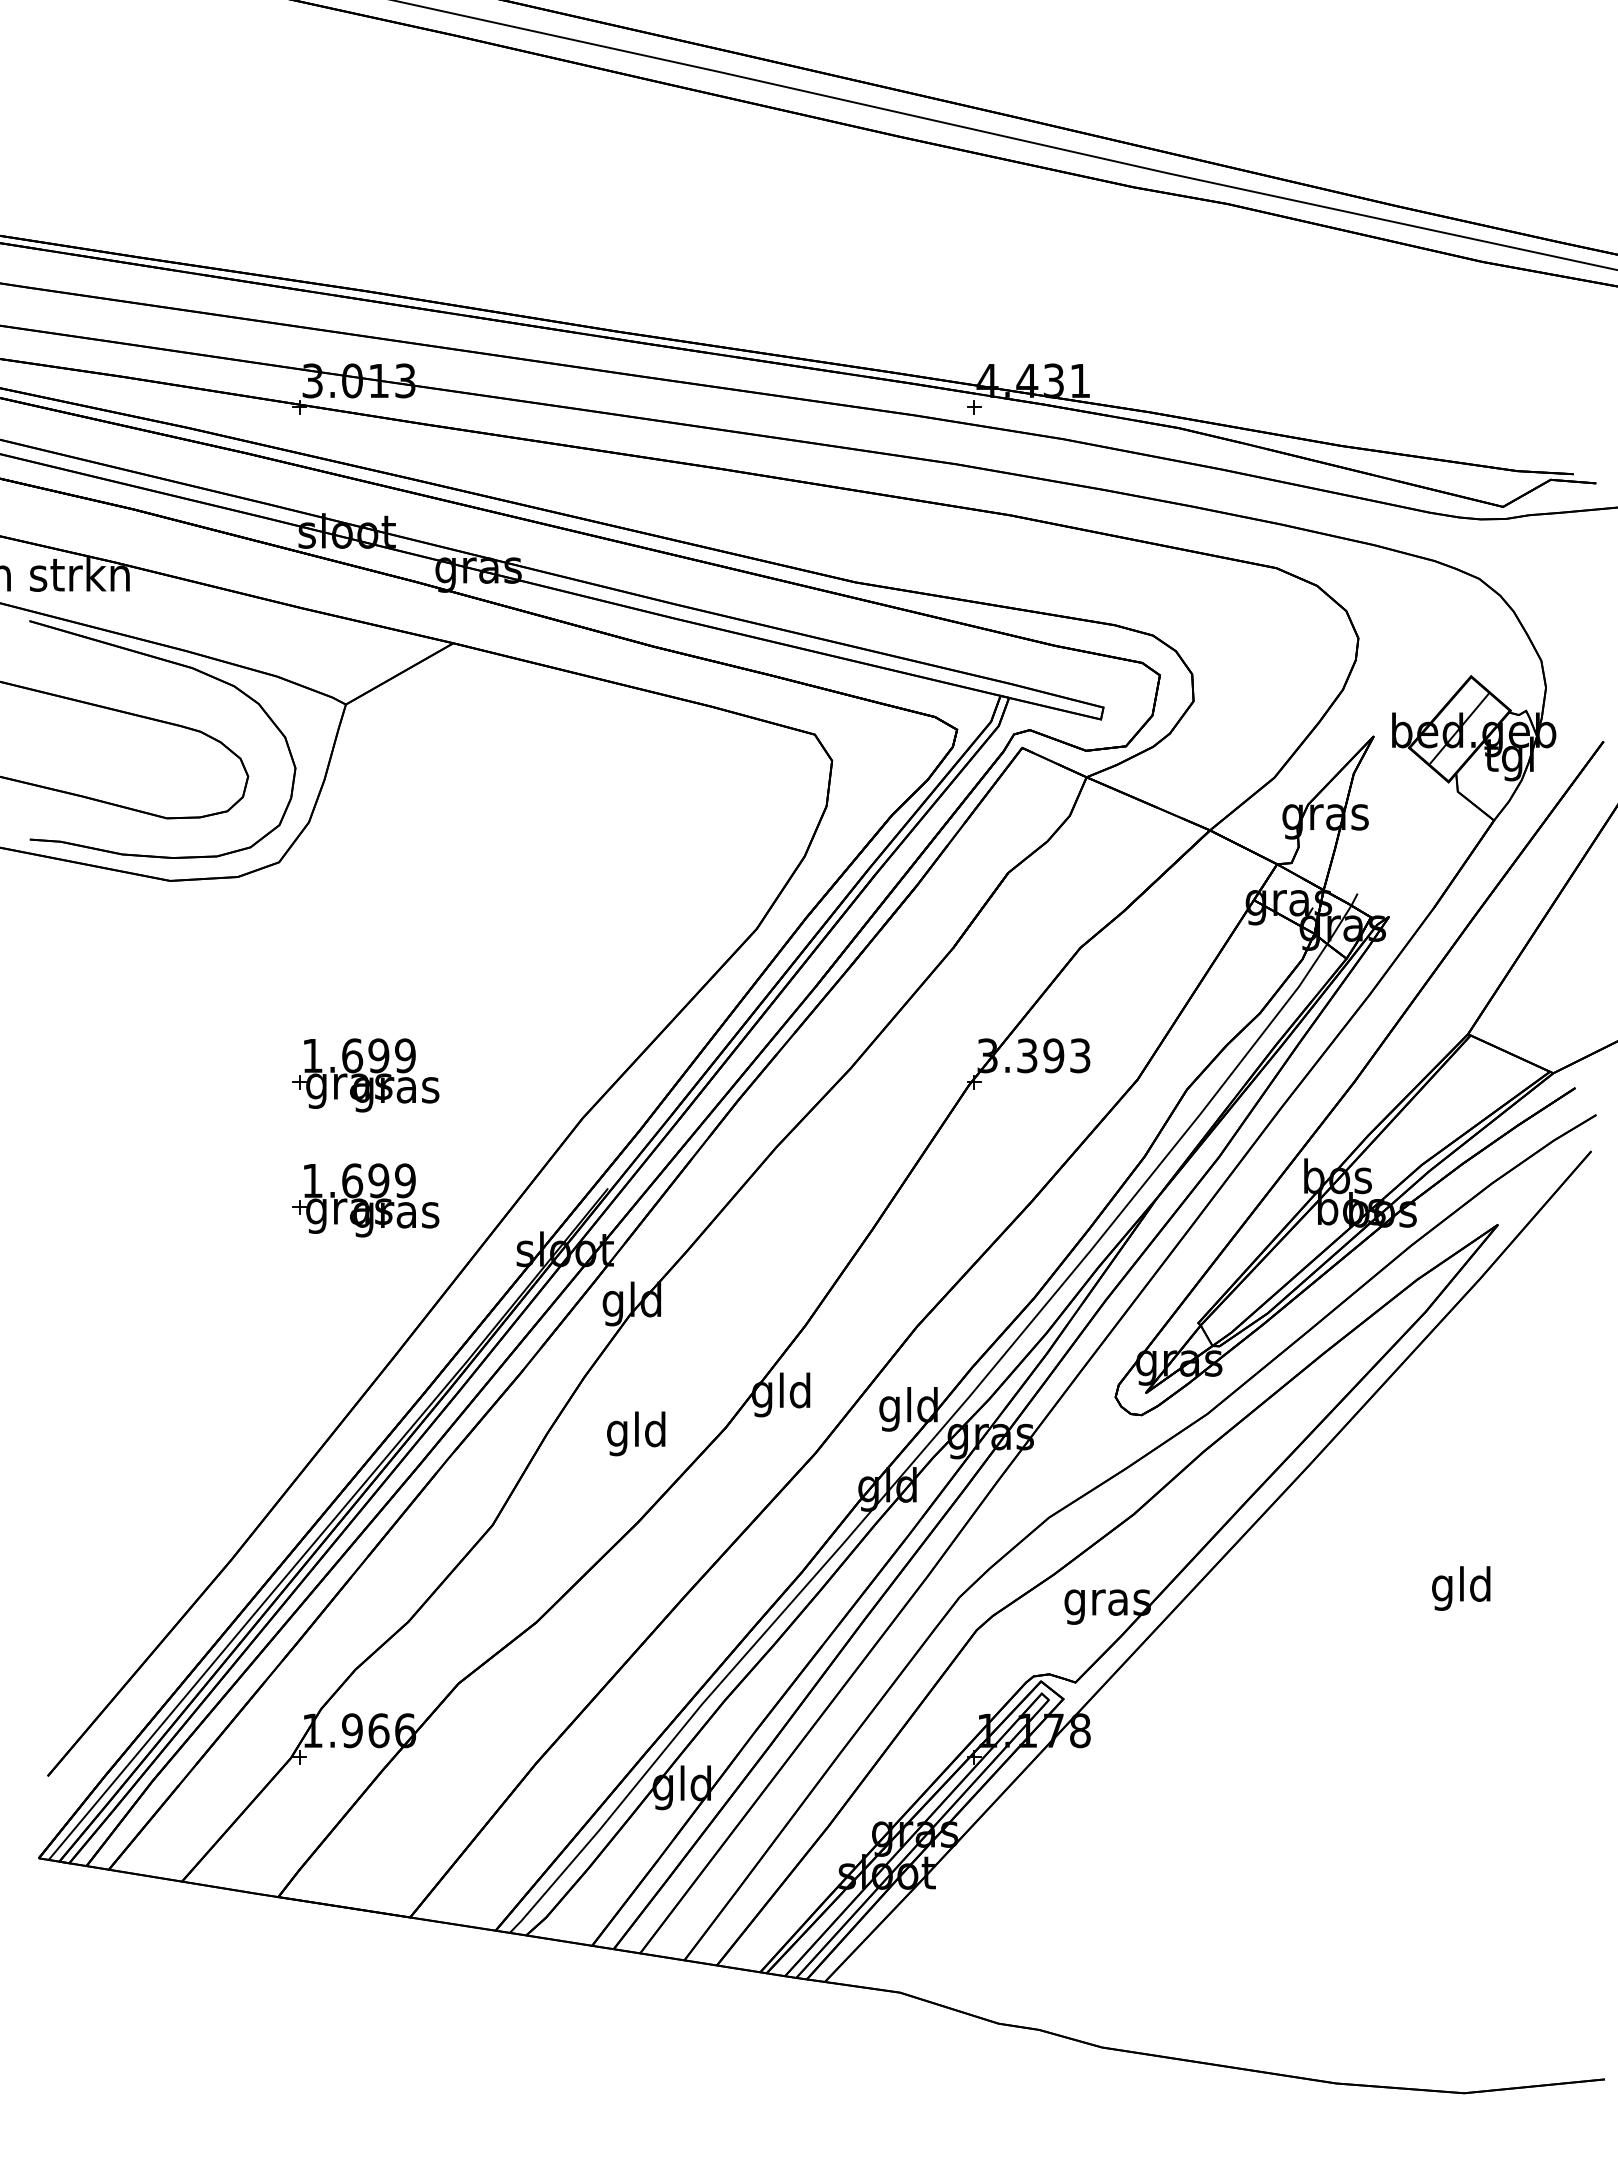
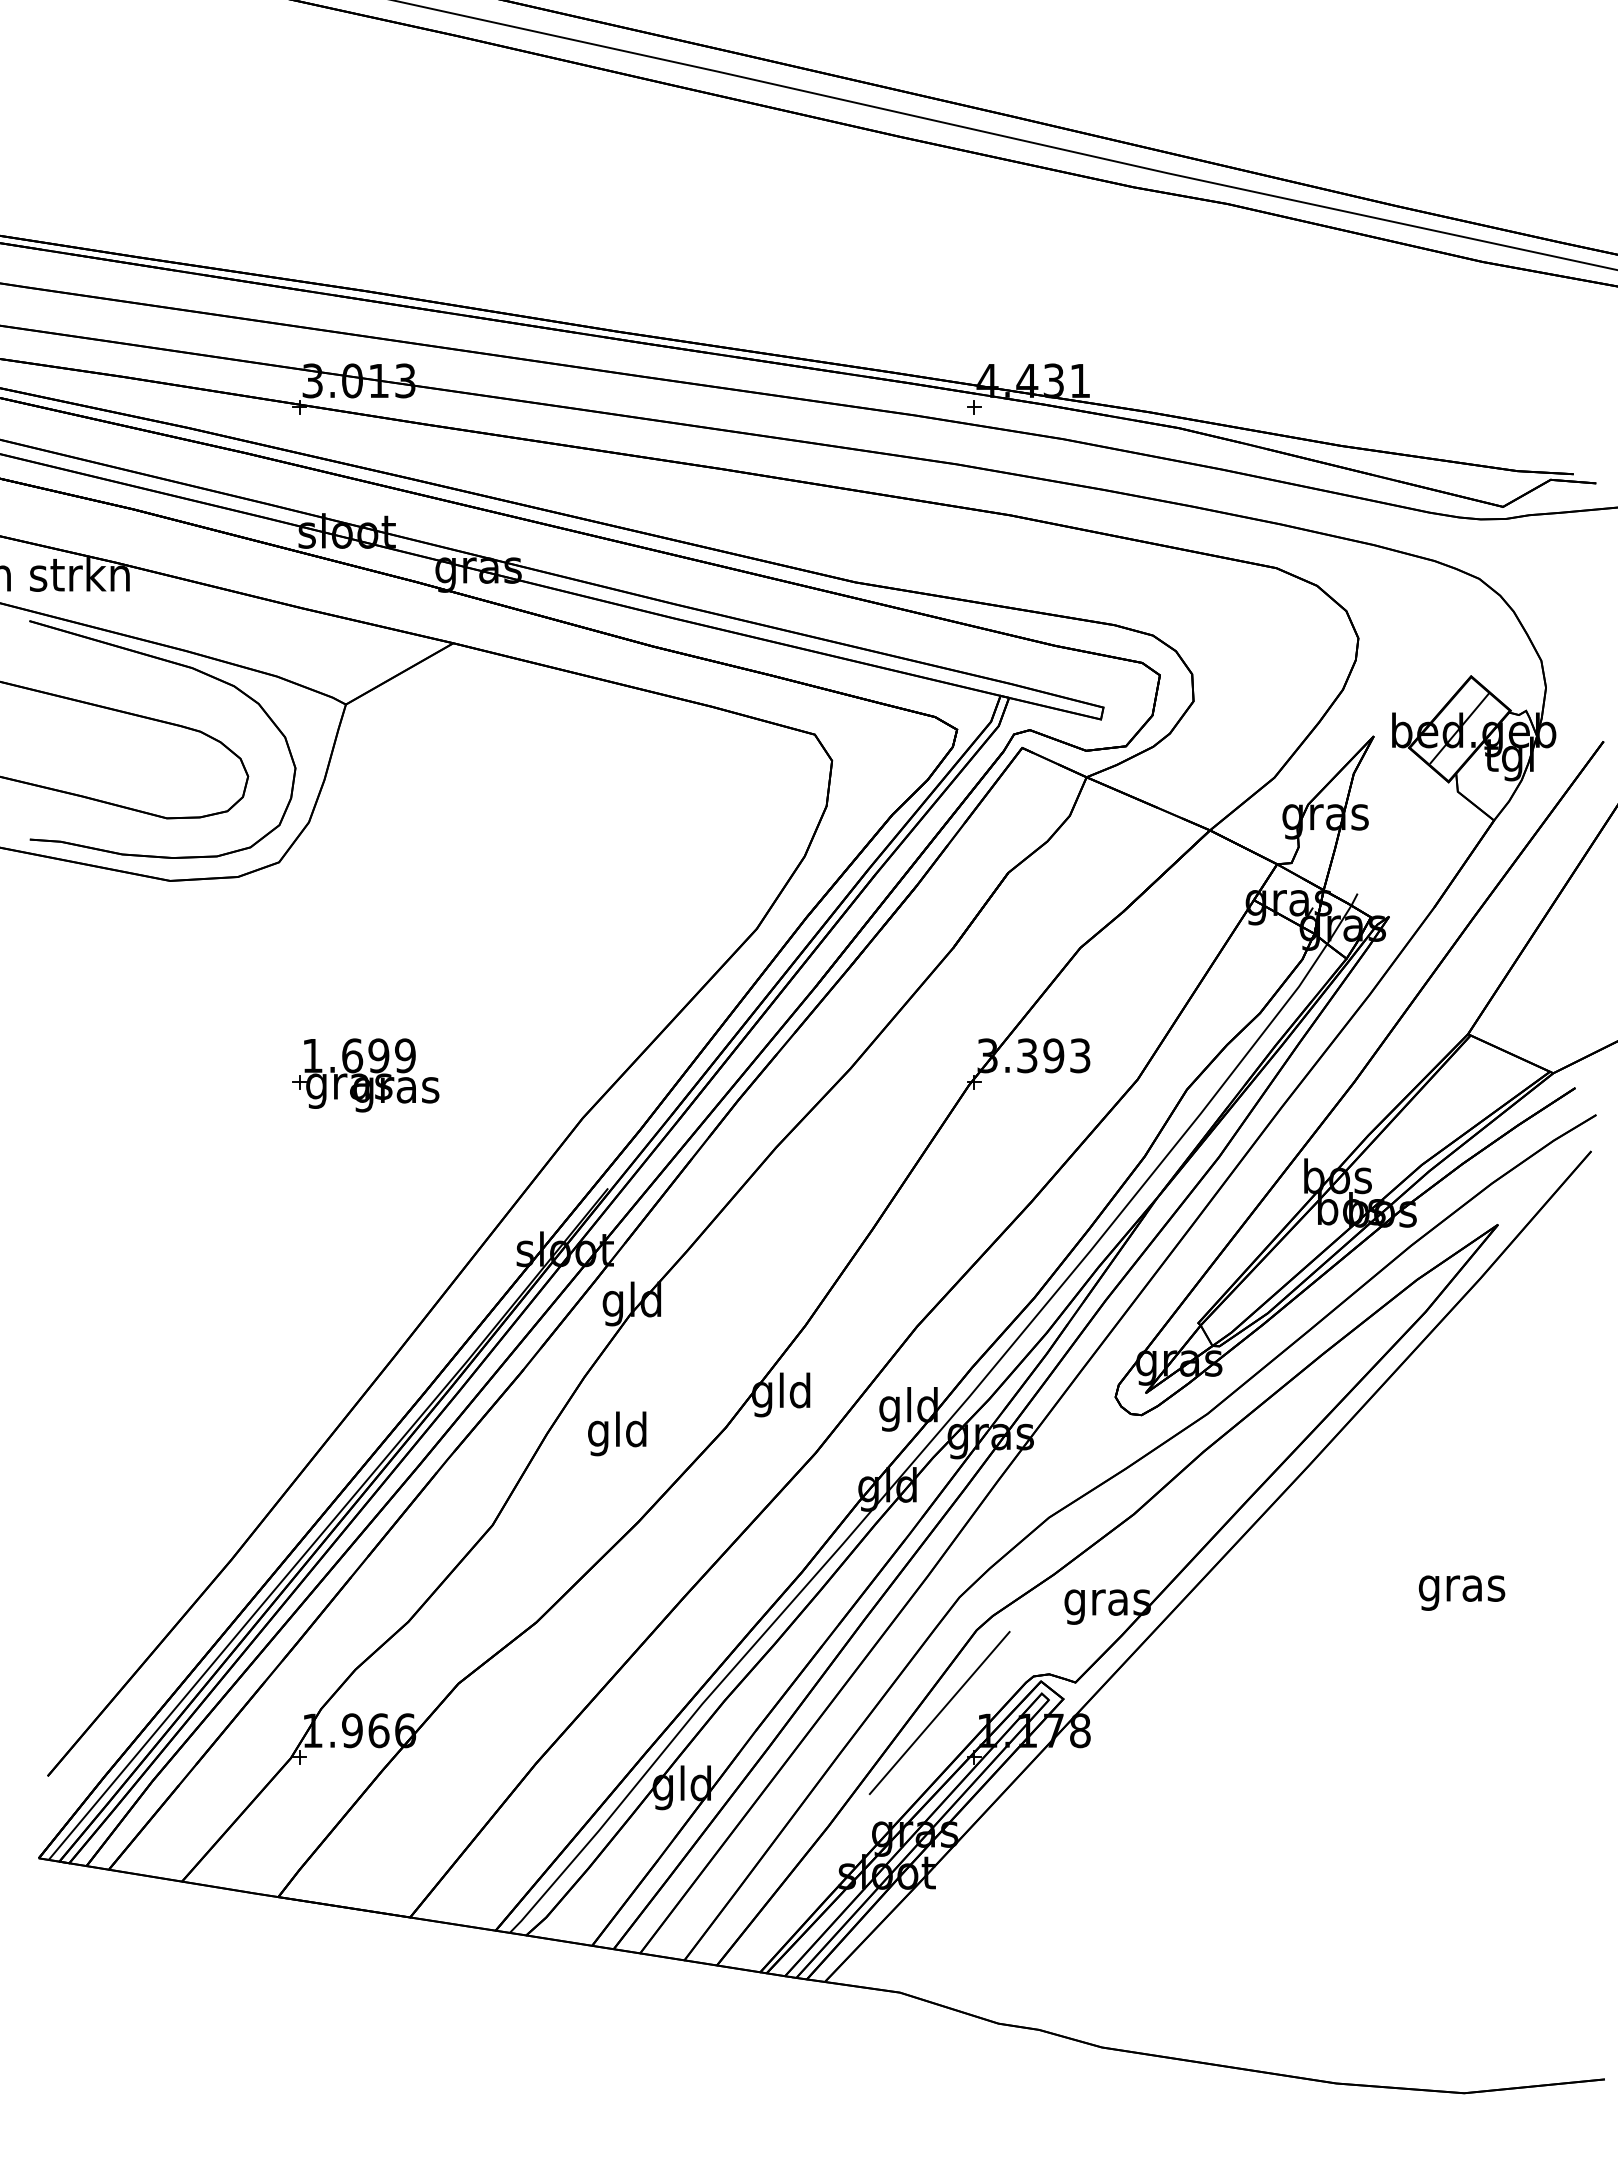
part: present -> none (365, 1200)
text position: (636, 1433) -> (617, 1433) (617, 1433)
text: gld -> gras (1461, 1588)
line: none -> present (939, 1713)
